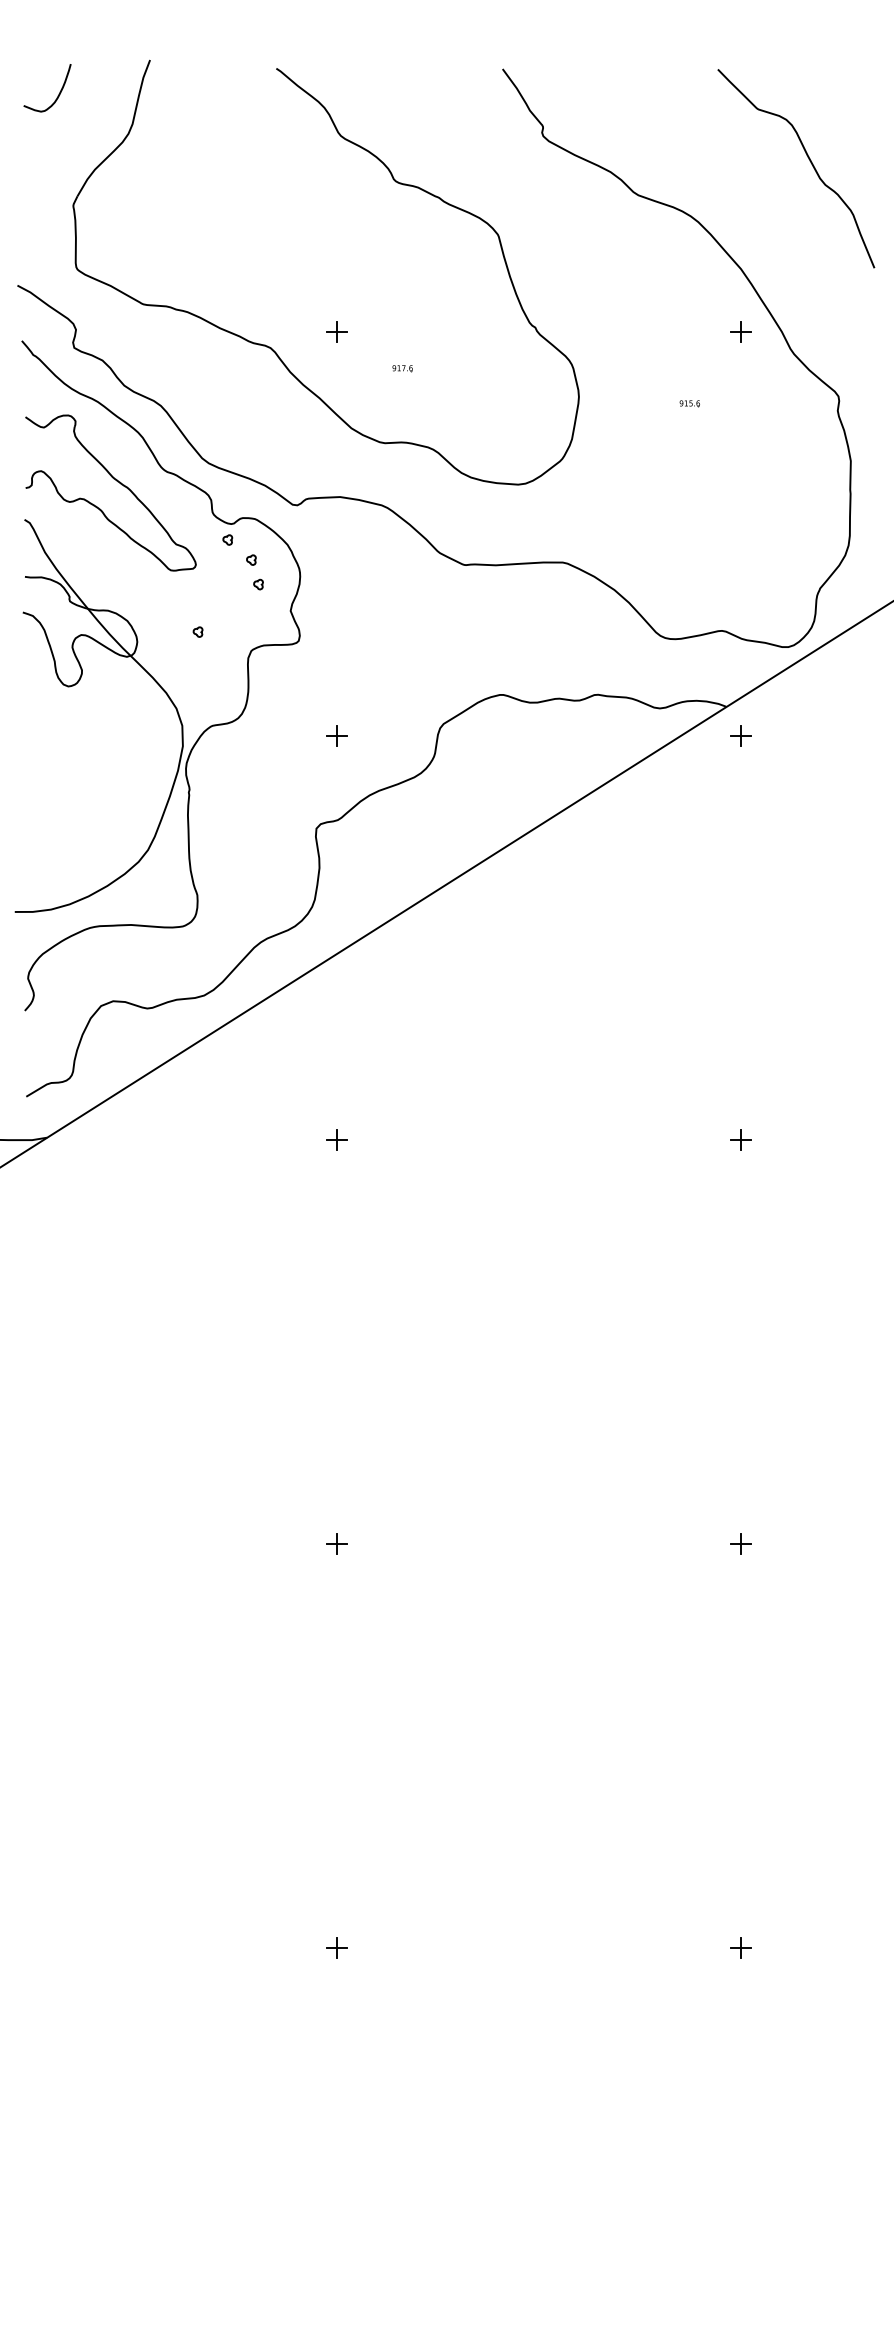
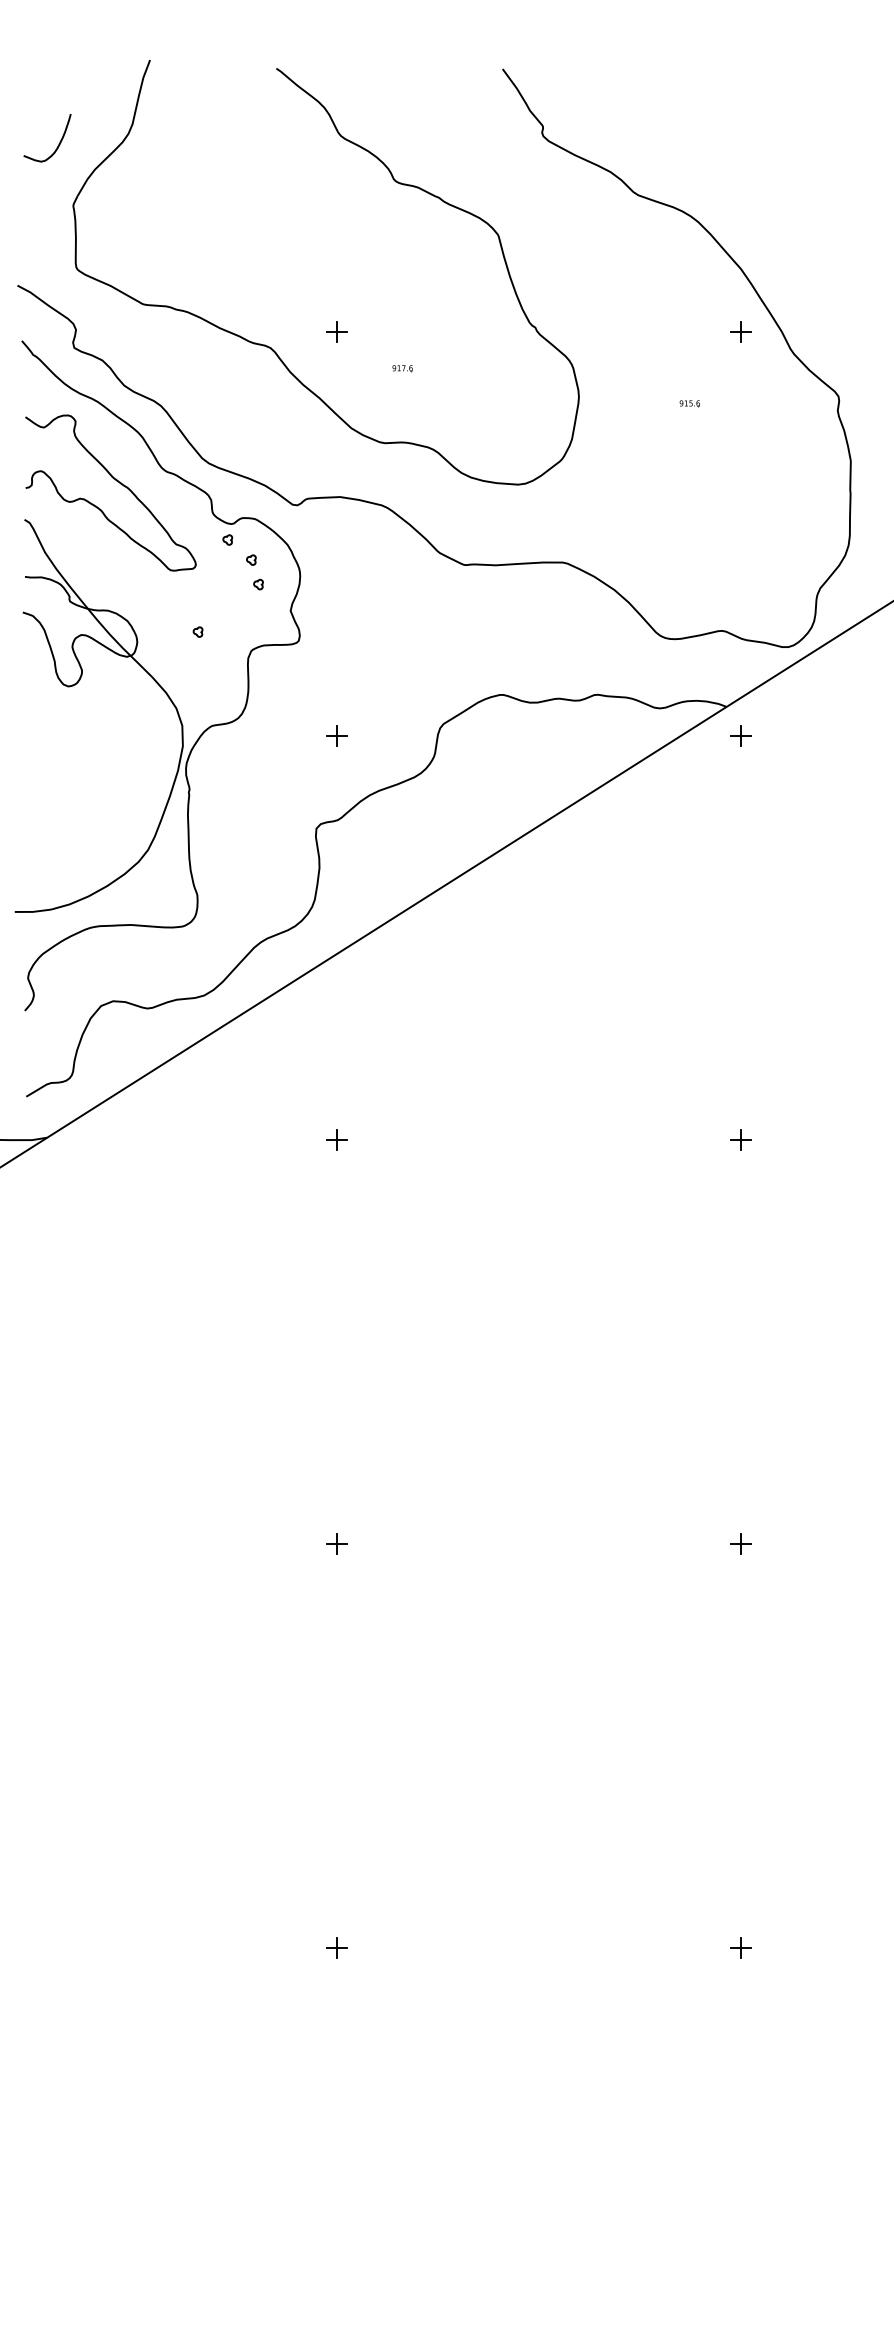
curve position: (57, 95) -> (57, 145) (57, 145)
curve: present -> none (809, 161)
